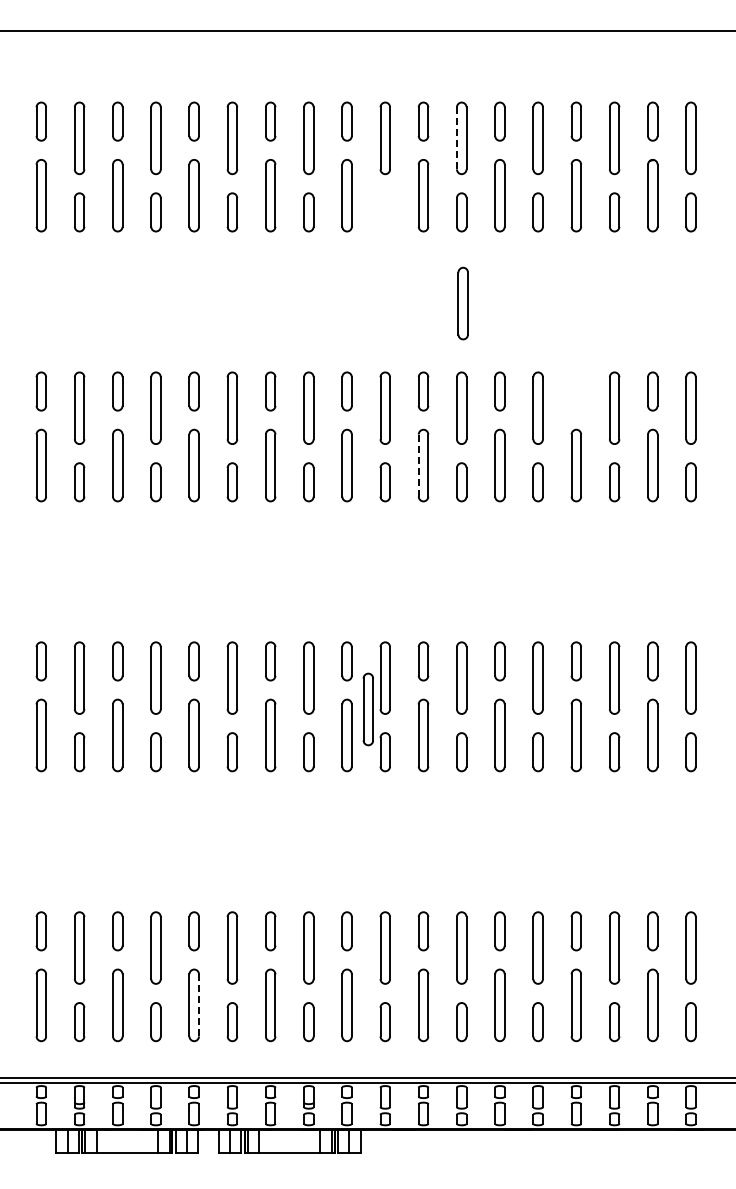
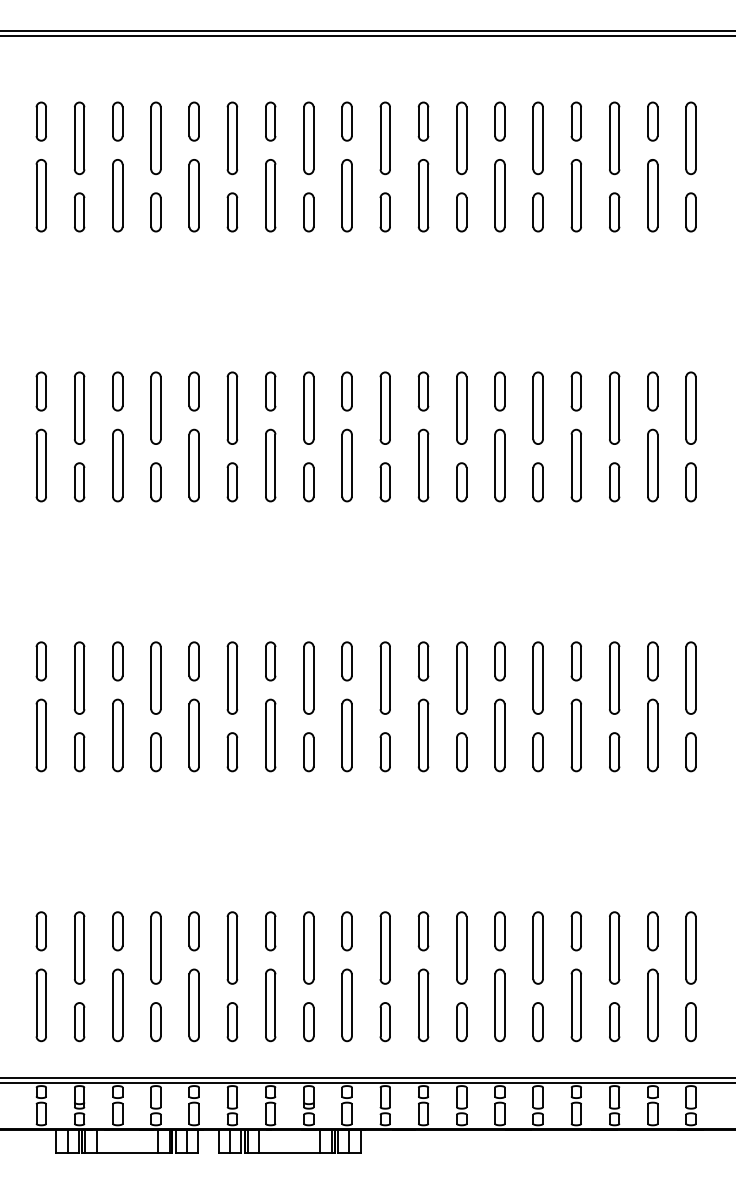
line: none -> present (367, 35)
line: dashed -> solid (456, 138)
part: none -> present (384, 212)
part: present -> none (462, 303)
part: none -> present (575, 391)
line: dashed -> solid (418, 466)
part: present -> none (367, 709)
line: dashed -> solid (199, 1004)
